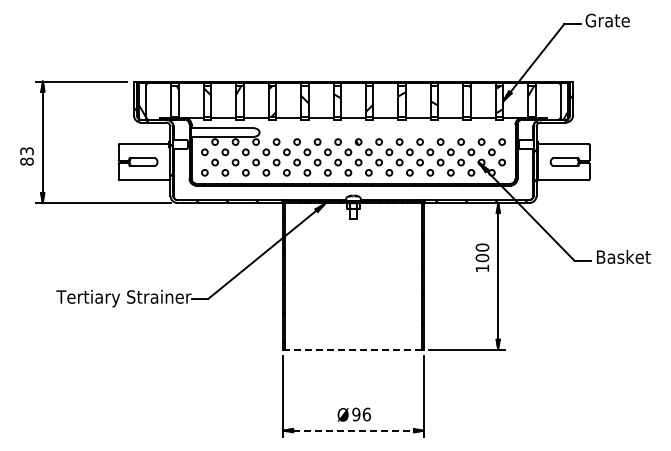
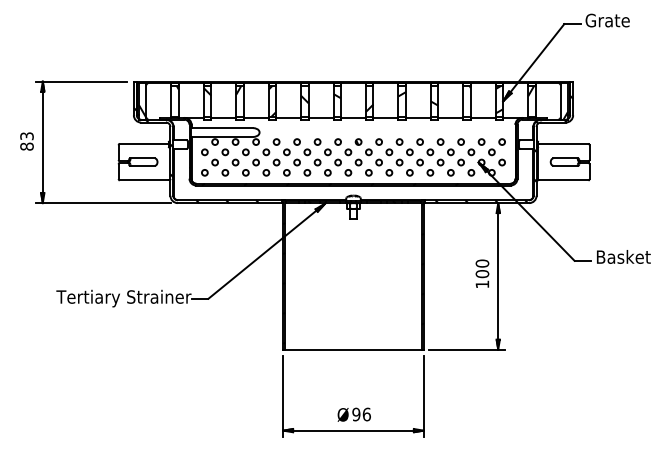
text position: (26, 156) -> (26, 141) (26, 141)
text position: (482, 257) -> (482, 273) (482, 273)
line: dashed -> solid (353, 349)
line: dashed -> solid (354, 430)
